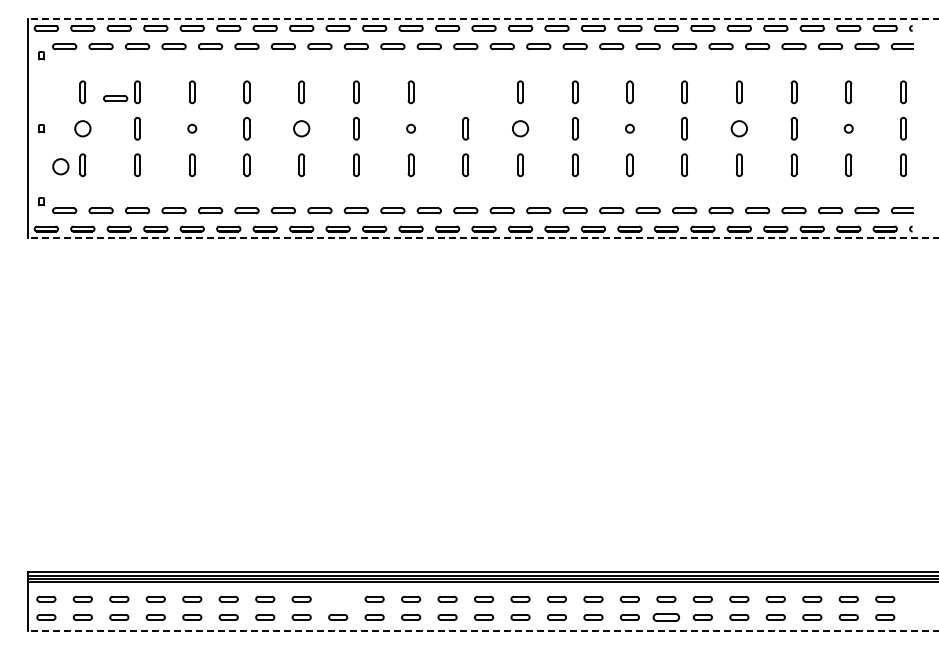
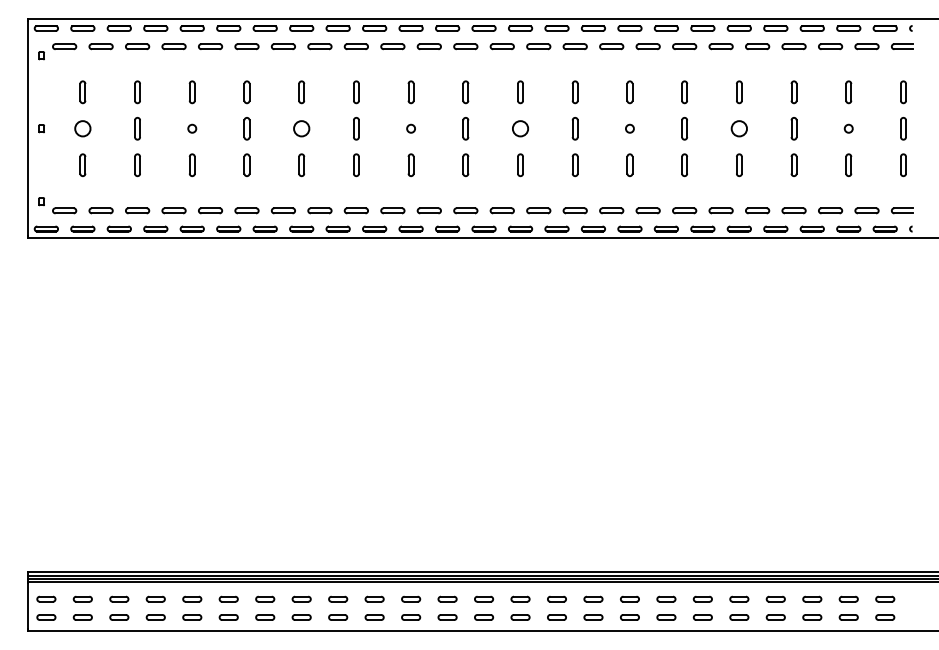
line: dashed -> solid (483, 19)
part: none -> present (465, 92)
part: present -> none (115, 98)
circle: present -> none (60, 166)
line: dashed -> solid (483, 238)
part: none -> present (338, 598)
part size: 28x9 px -> 21x7 px (666, 617)
line: dashed -> solid (483, 630)
